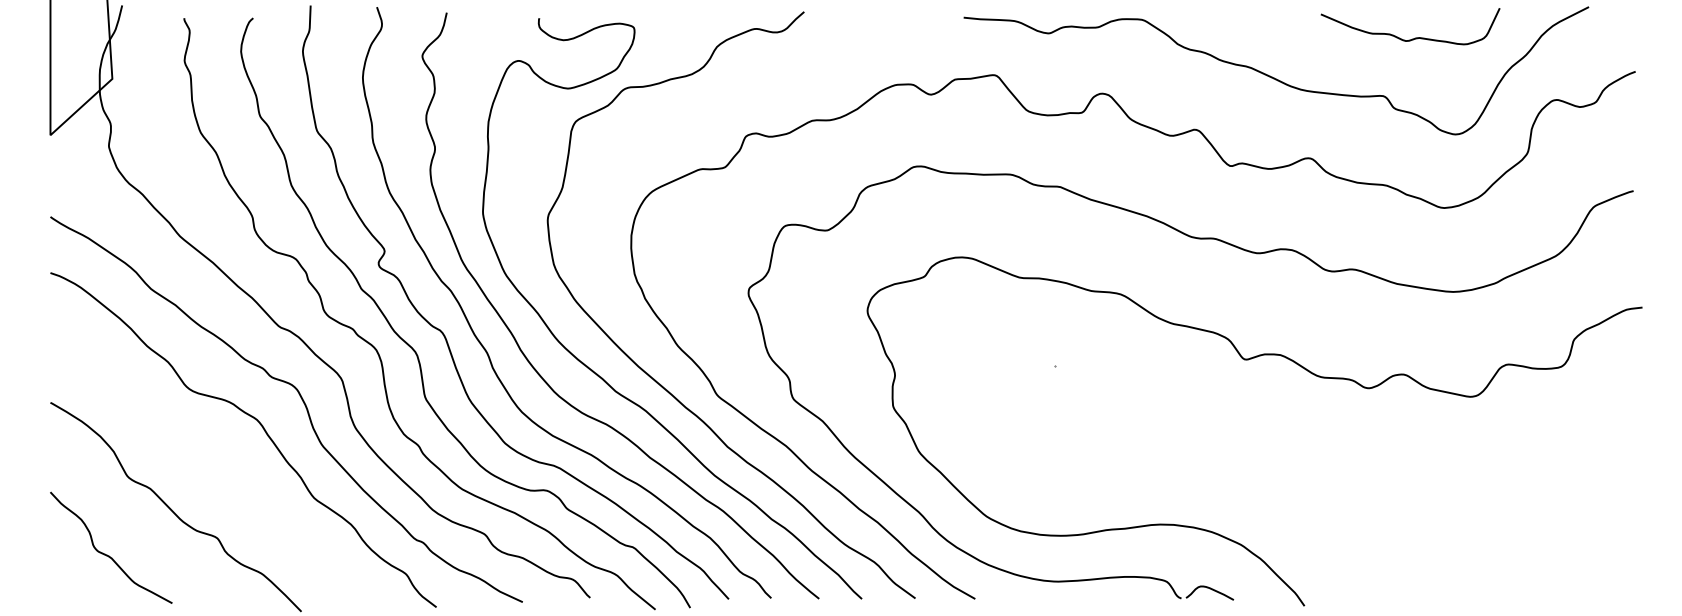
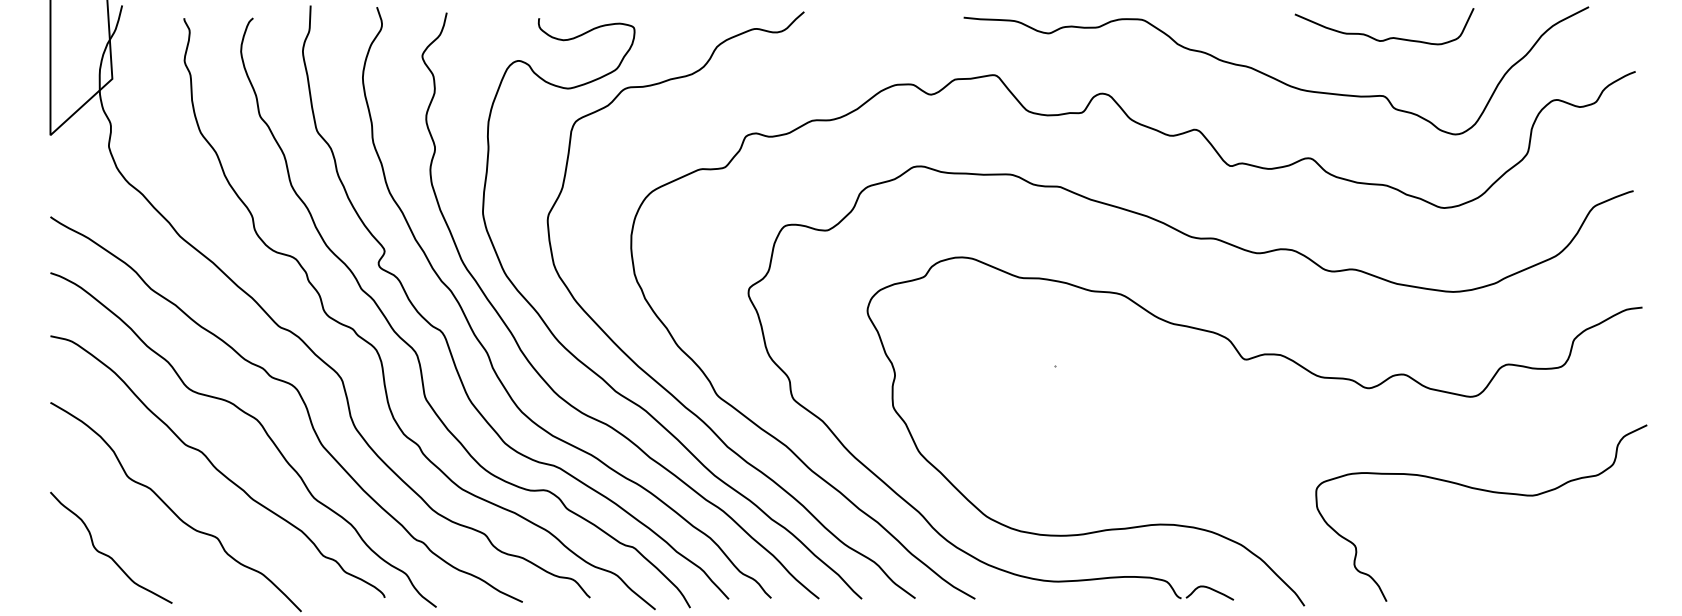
curve position: (1415, 37) -> (1389, 37) (1389, 37)
curve: none -> present (216, 467)
curve: none -> present (1483, 491)
